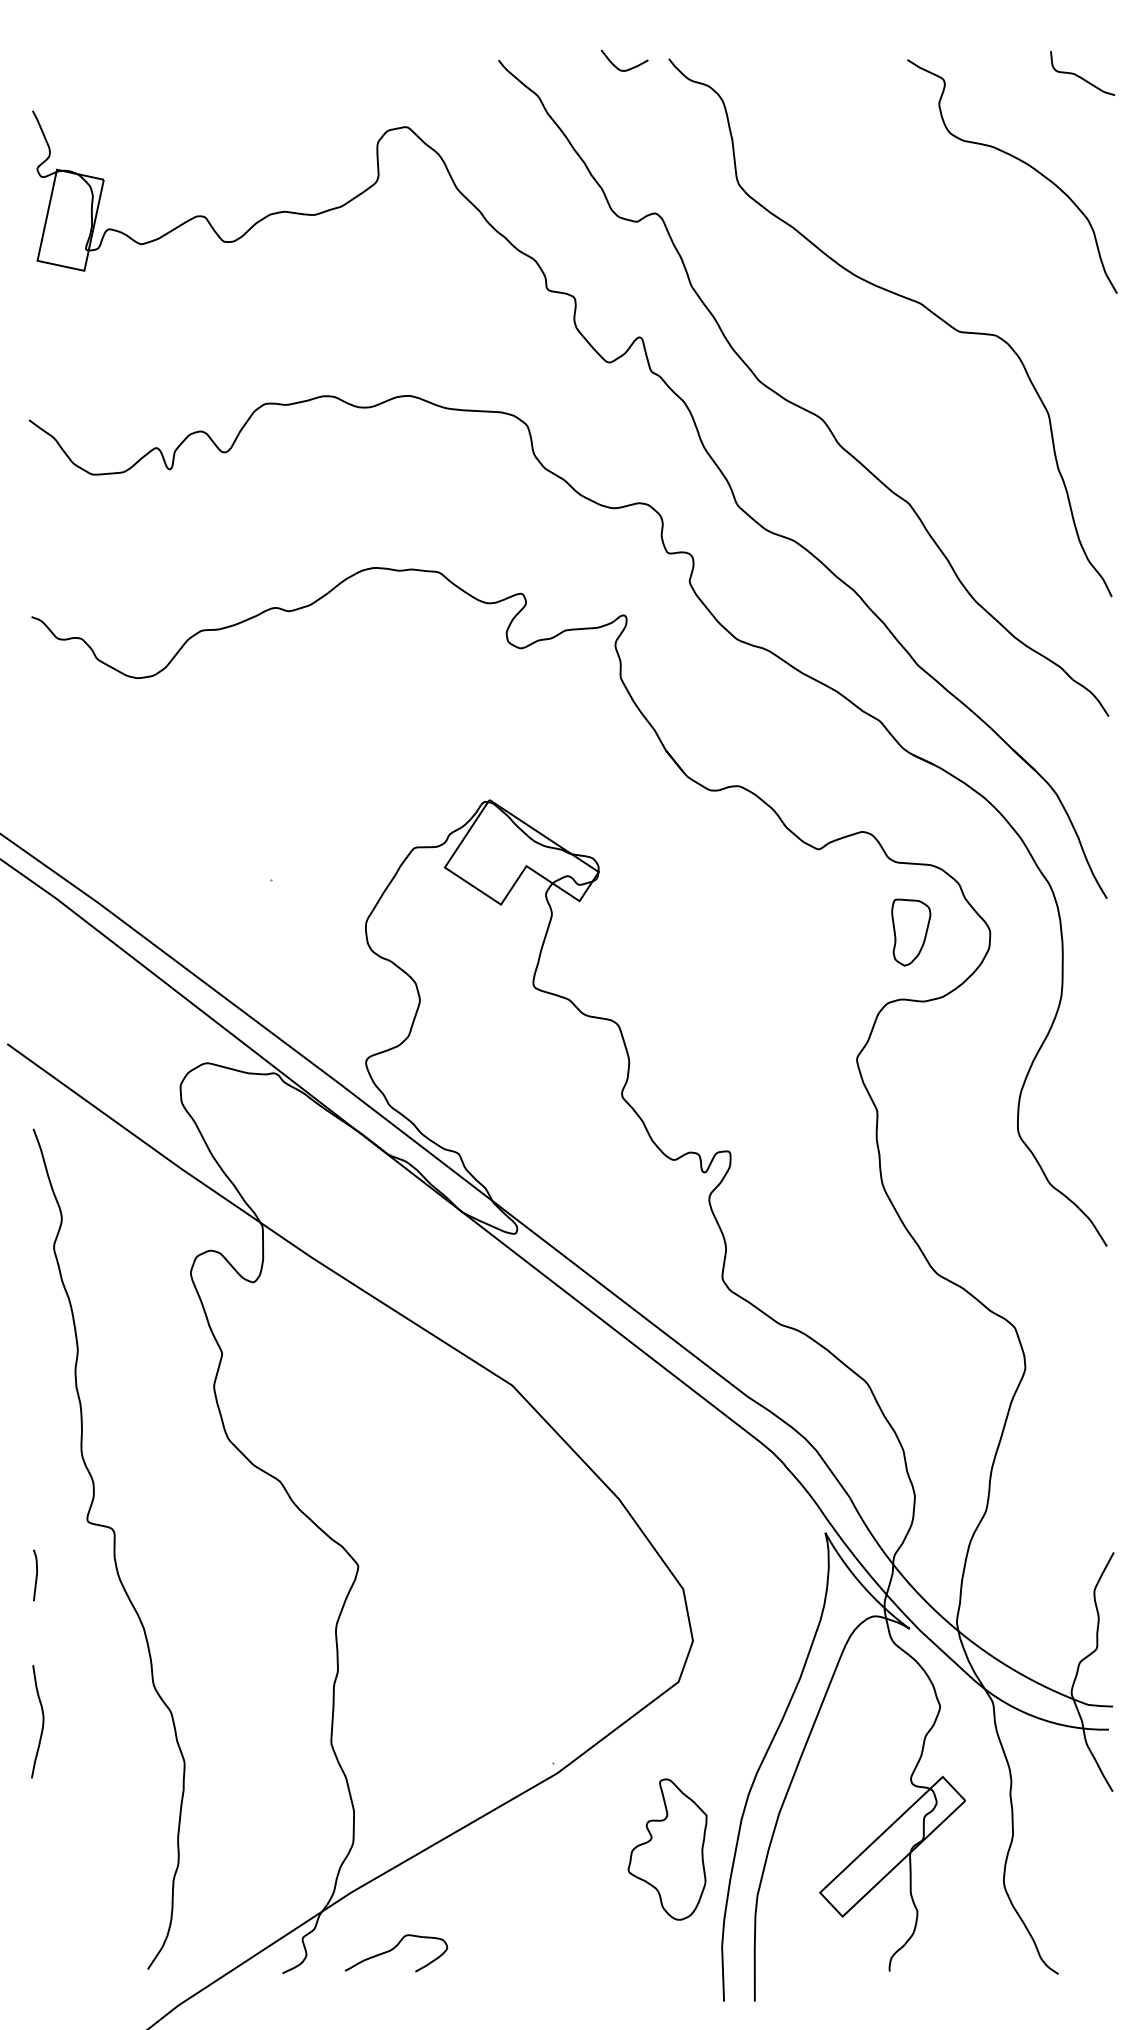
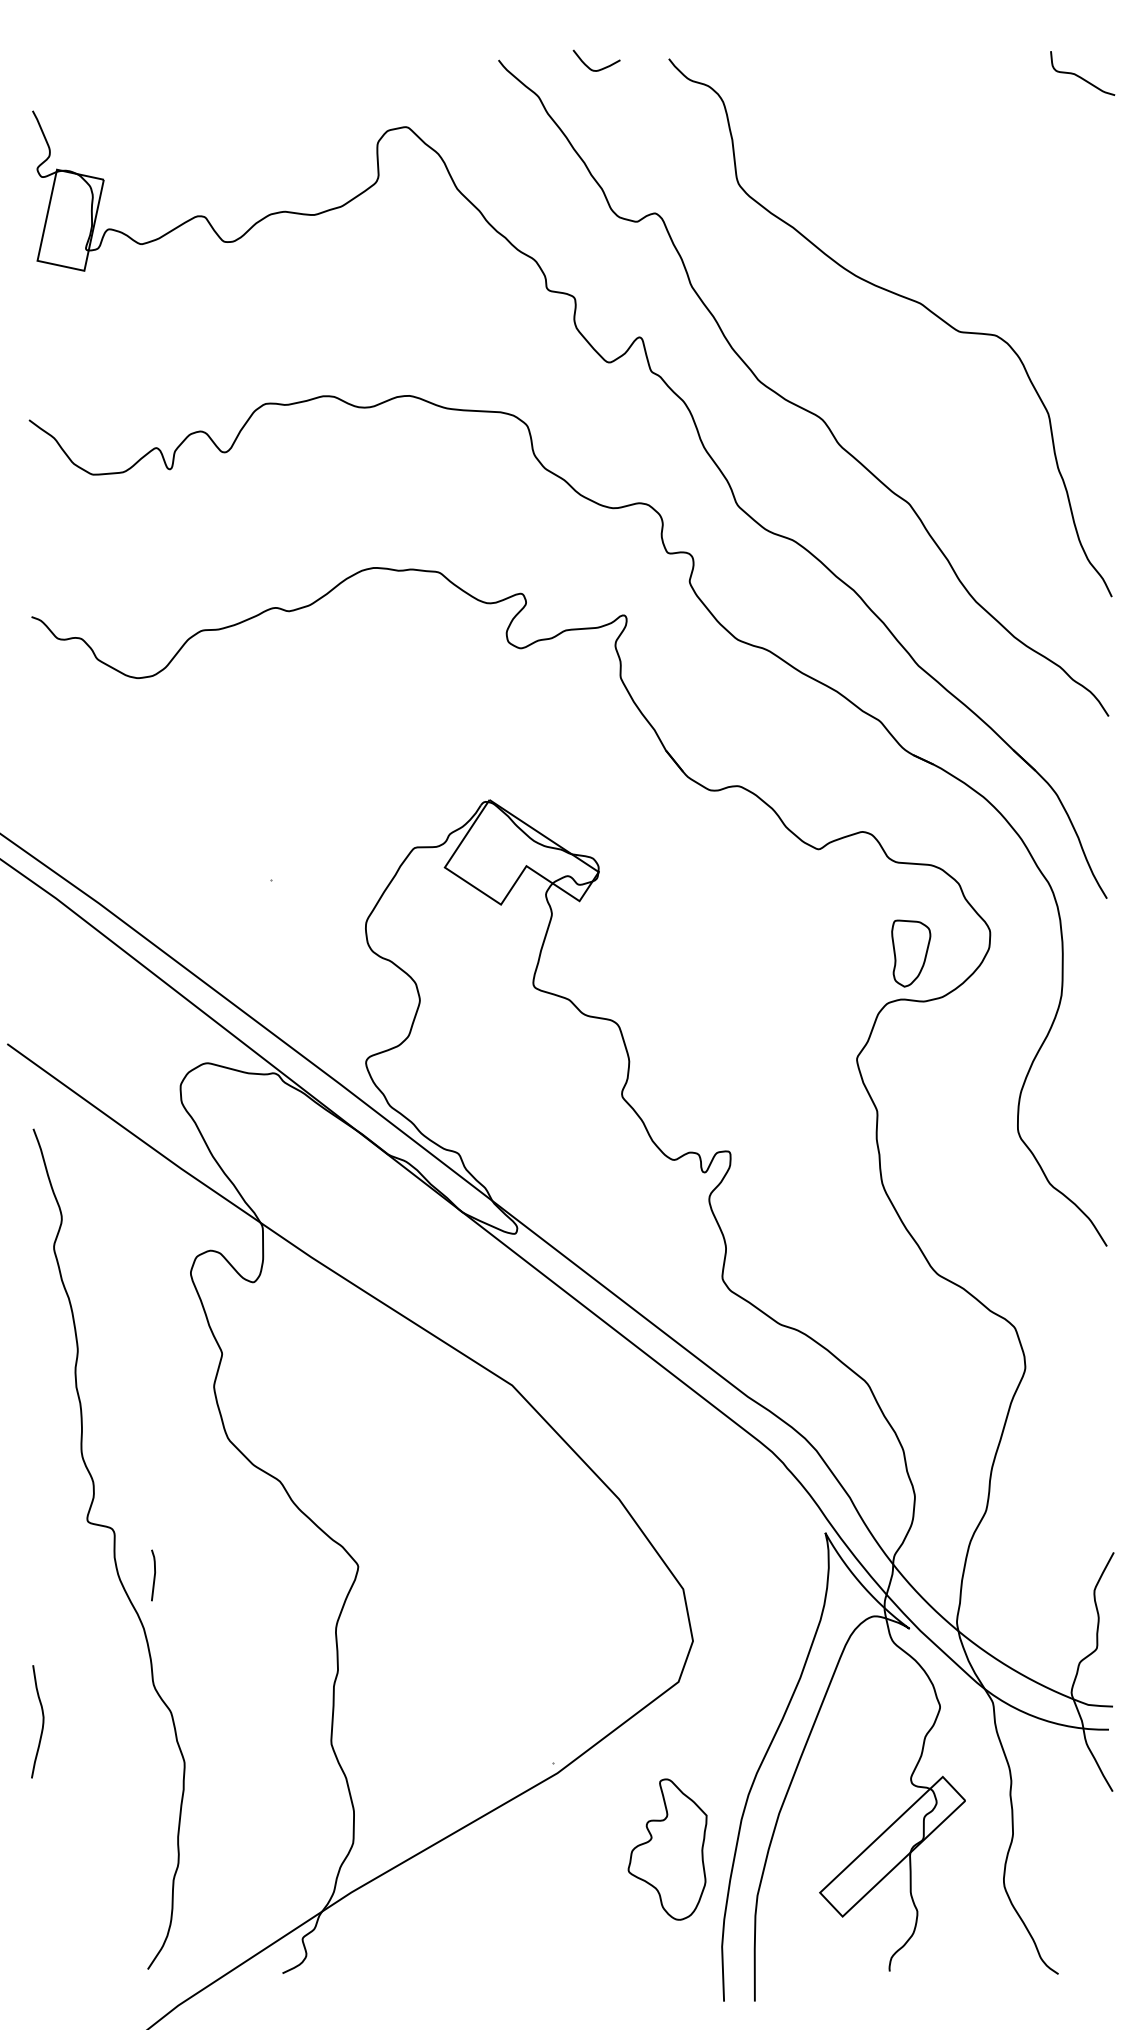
curve position: (628, 68) -> (600, 68) (600, 68)
curve: present -> none (1020, 161)
part position: (911, 932) -> (911, 953) (911, 953)
line position: (36, 1575) -> (154, 1575) (154, 1575)
curve: present -> none (393, 1949)
